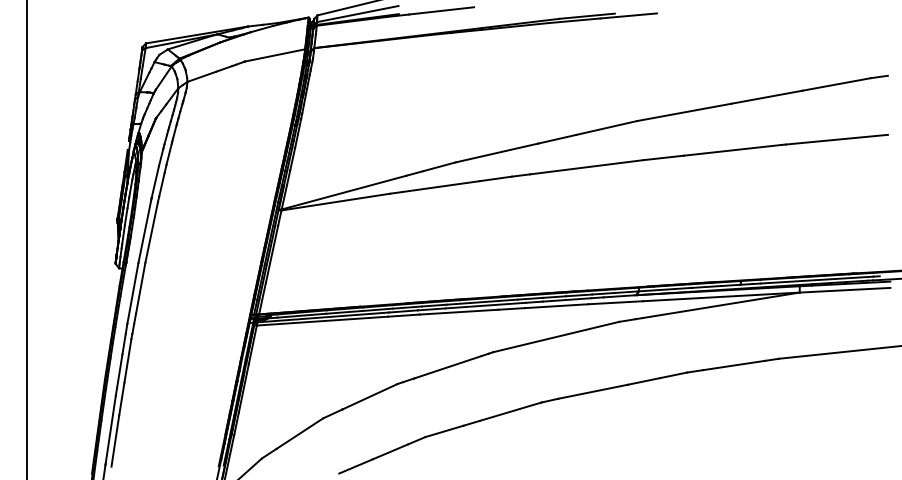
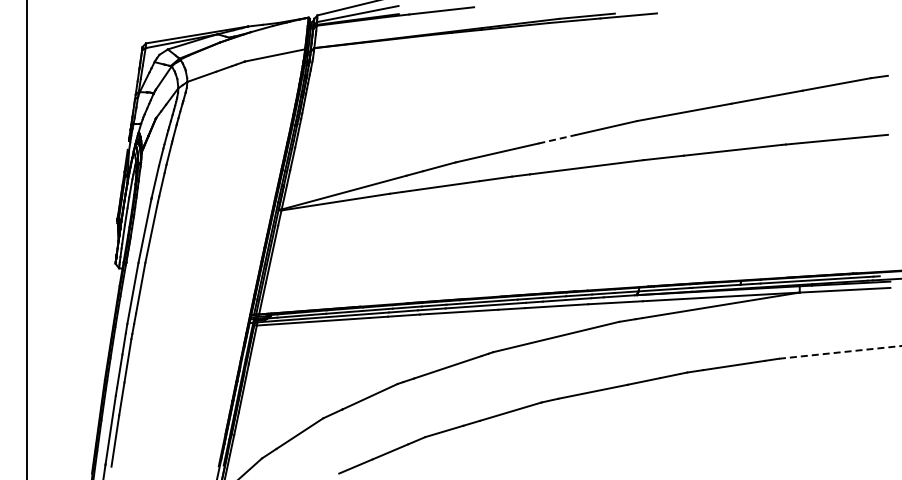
line: solid -> dashed (557, 139)
line: solid -> dashed (840, 352)
